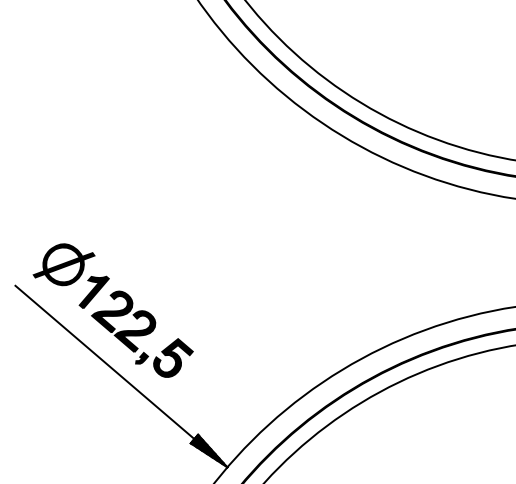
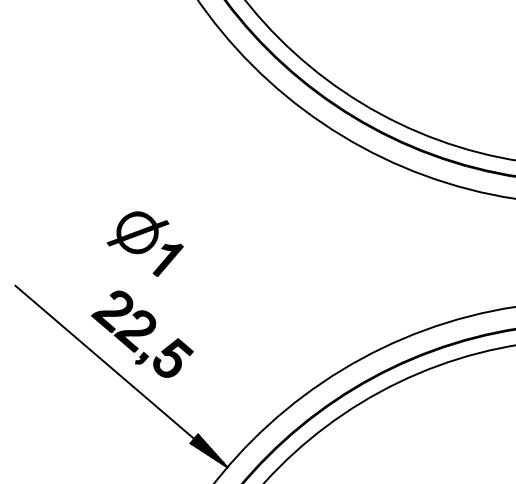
part position: (70, 275) -> (144, 243) (144, 243)
